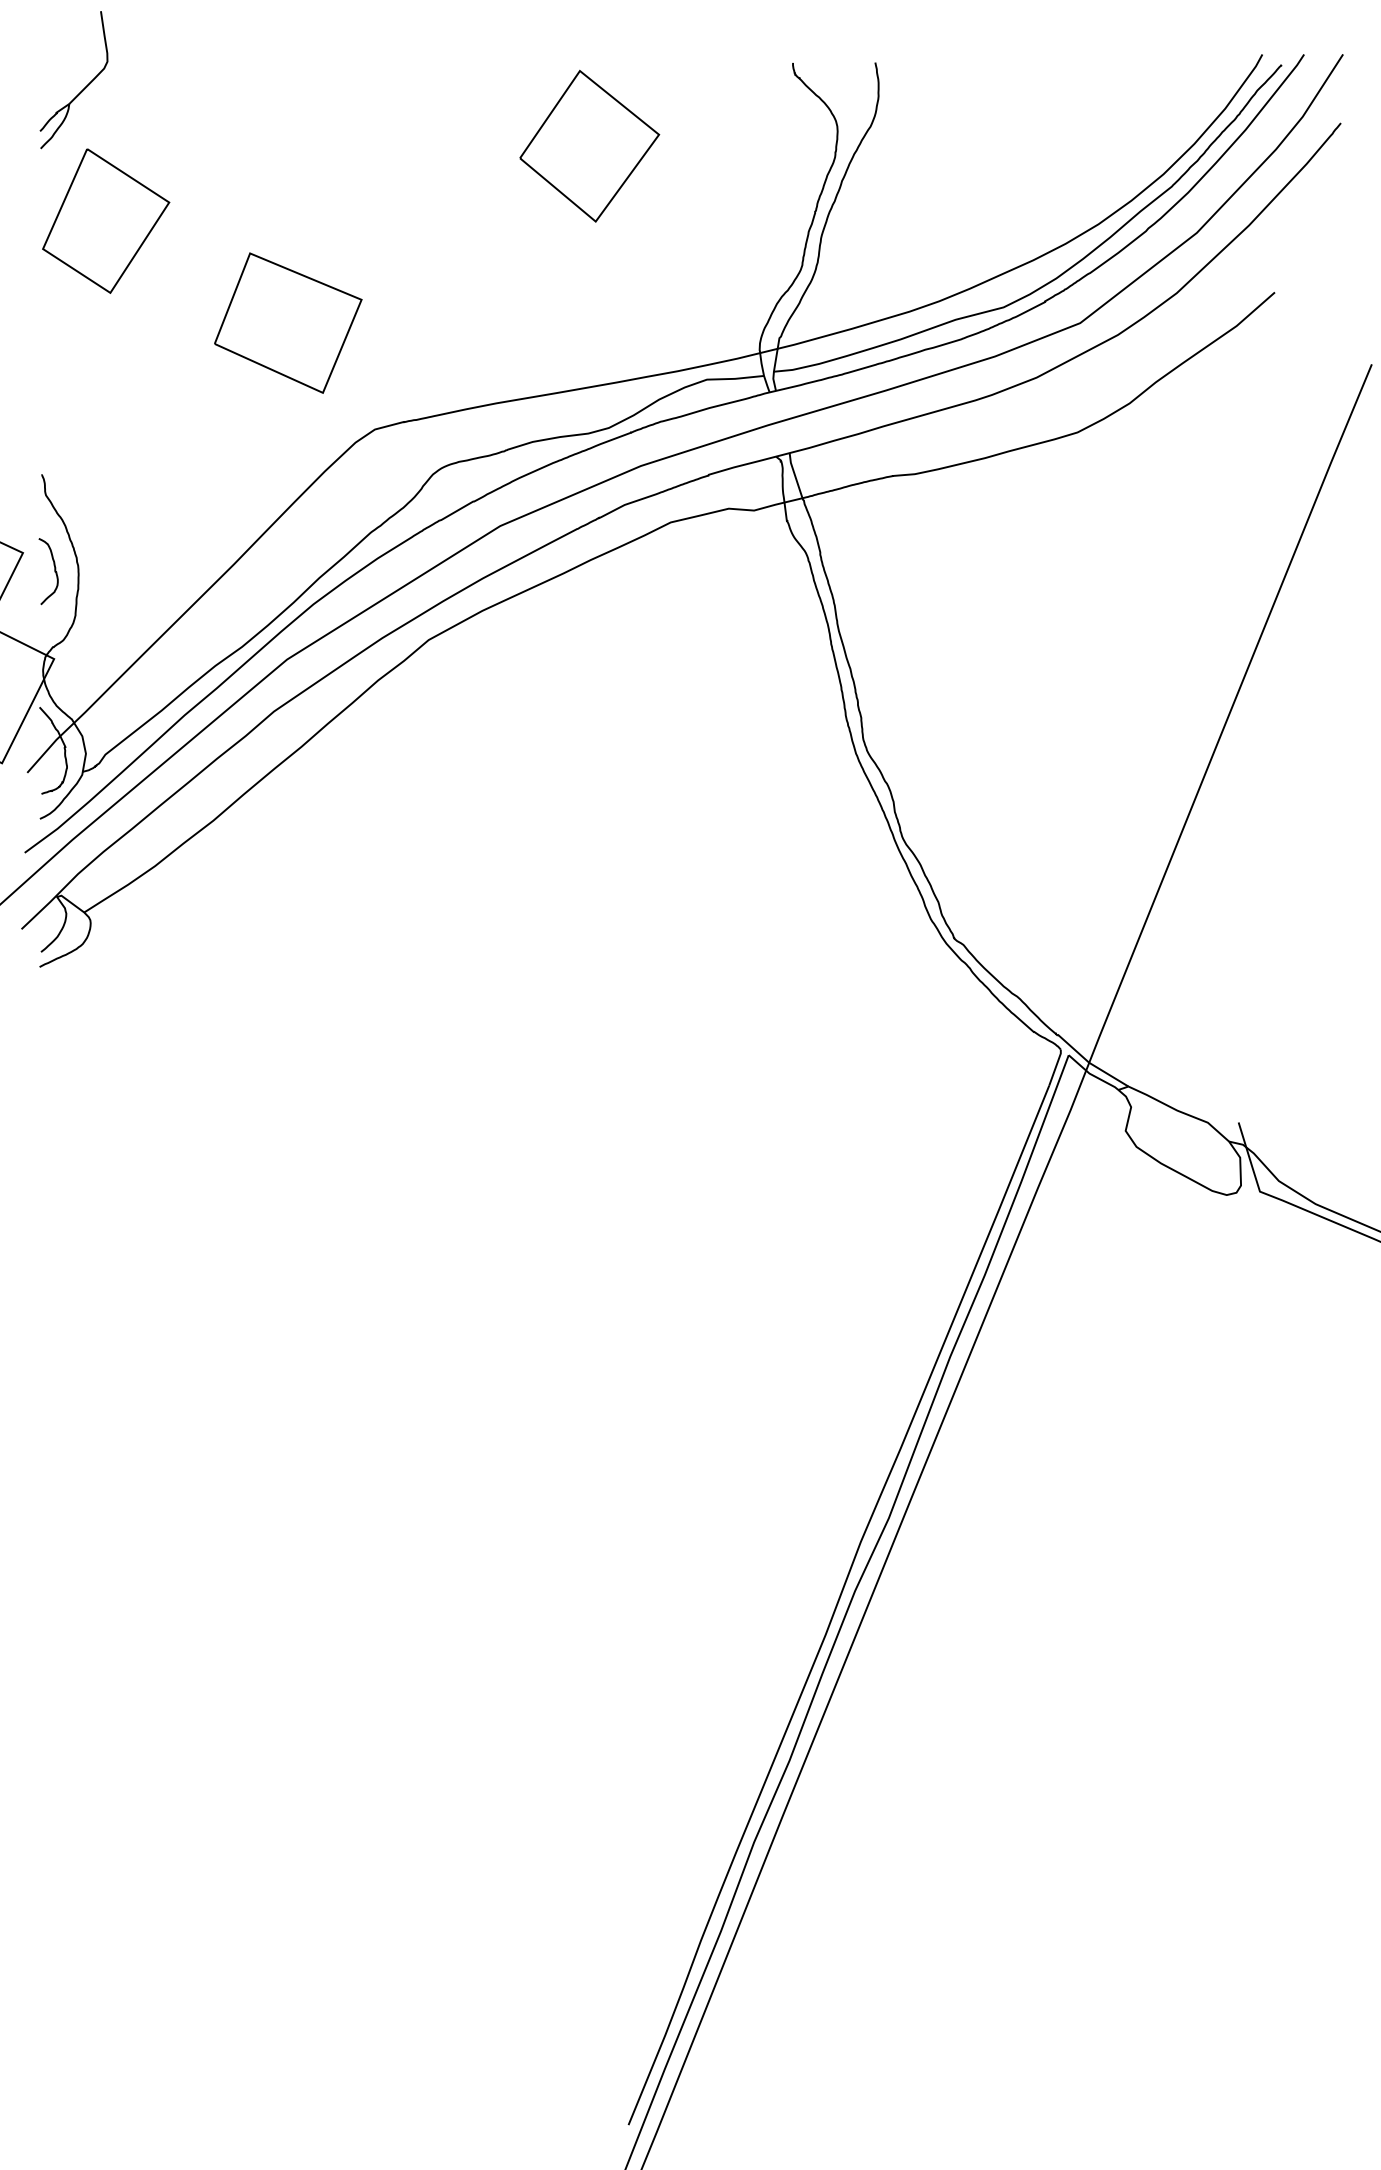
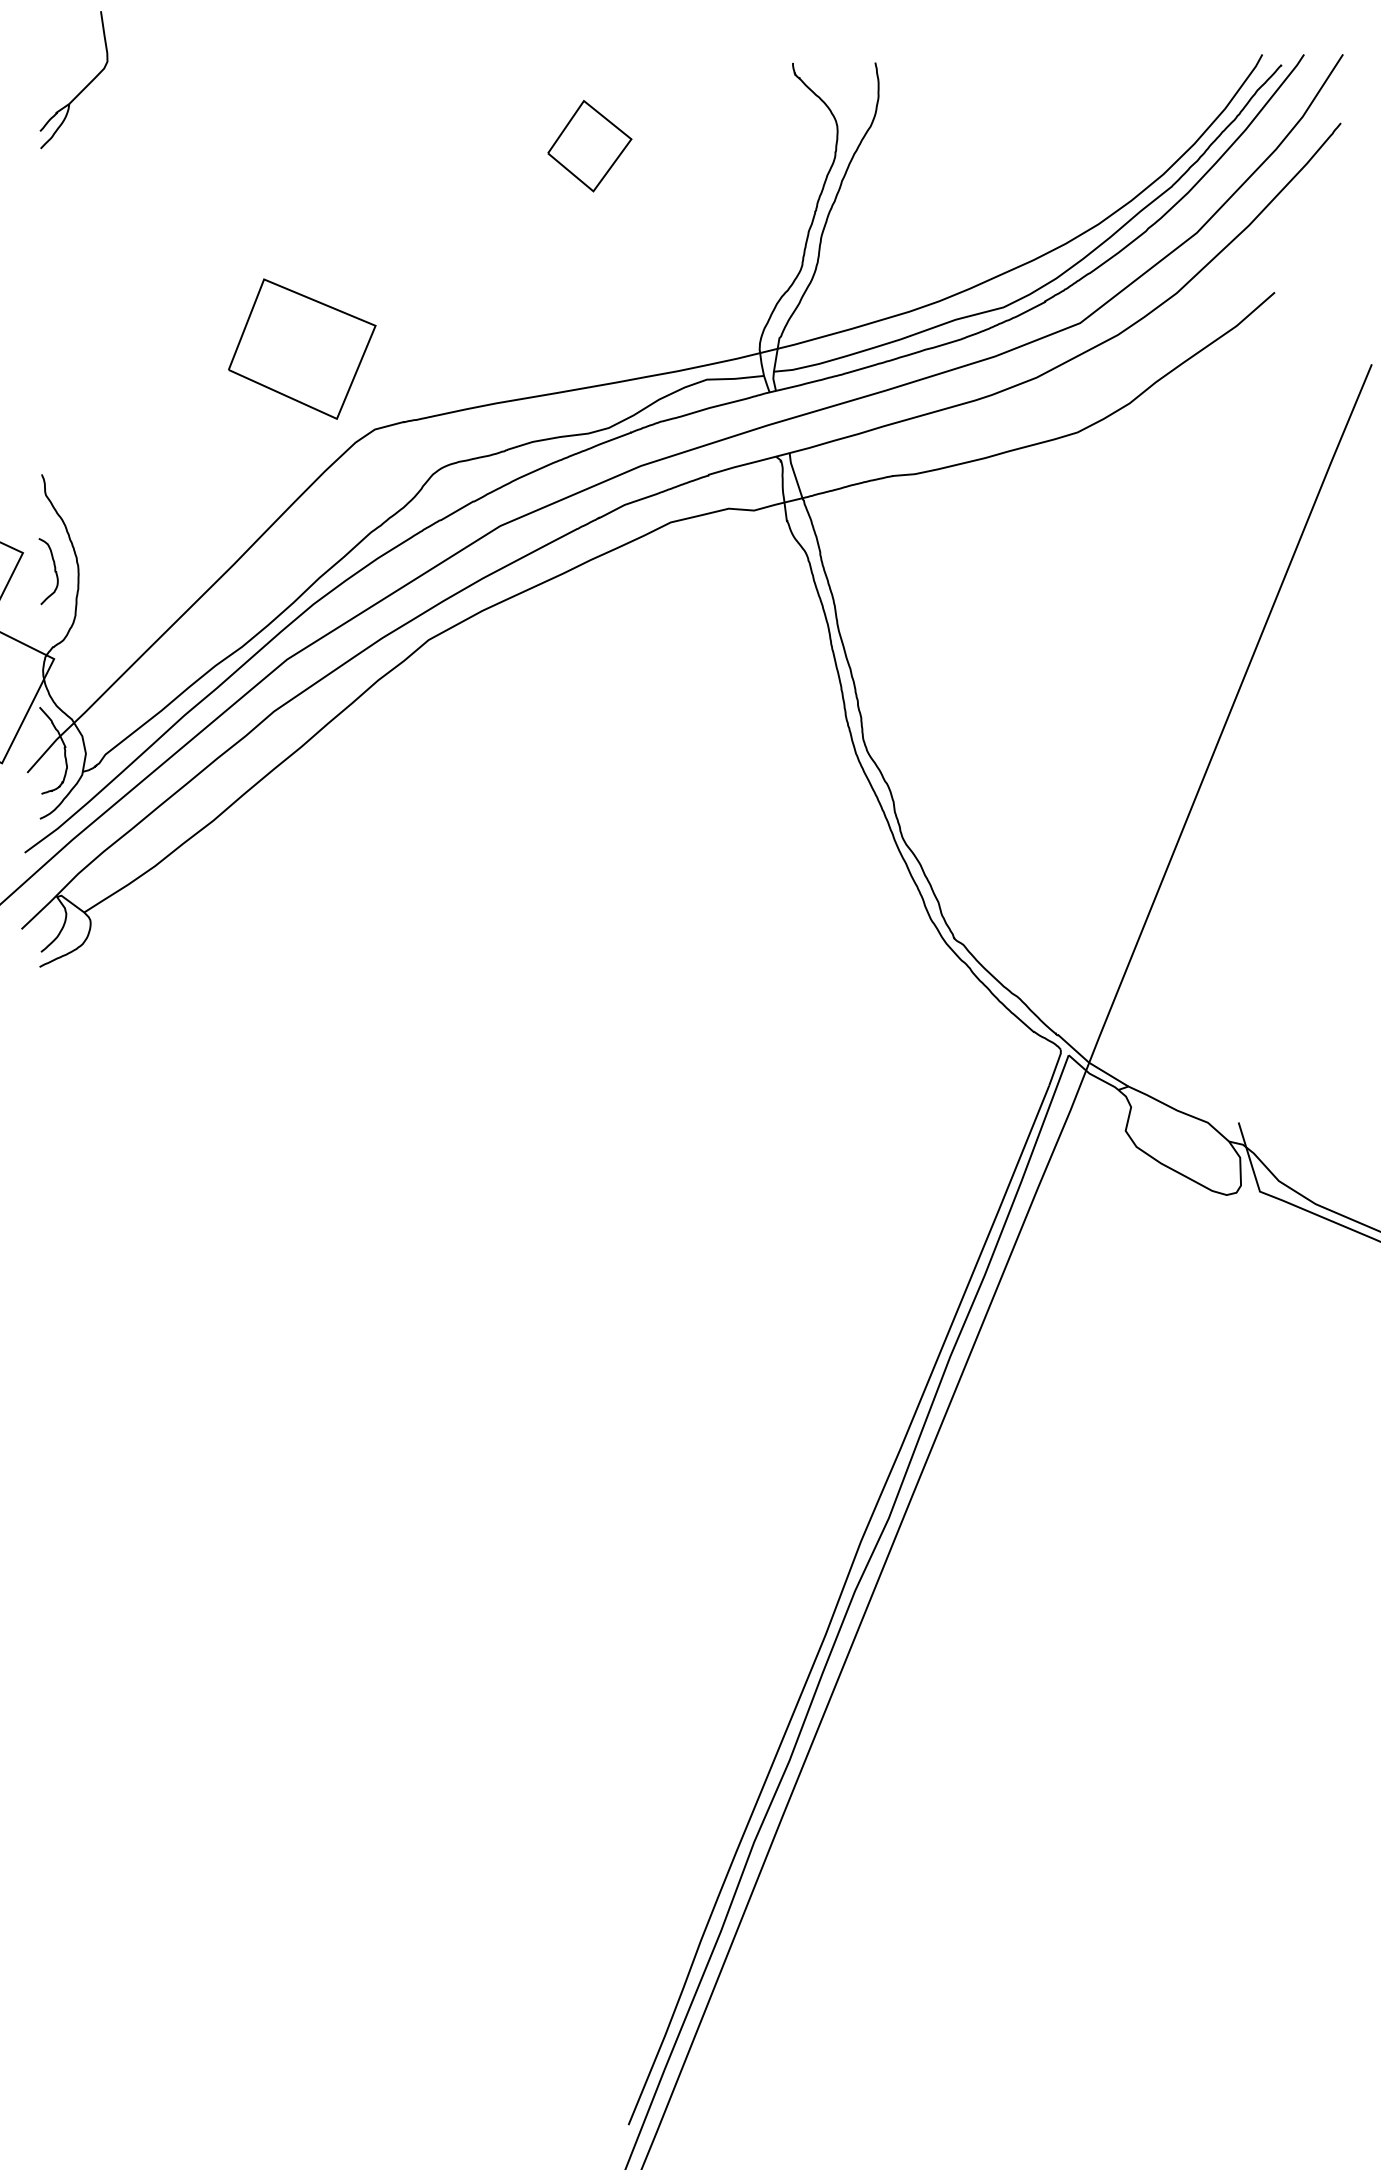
part size: 142x154 px -> 86x94 px (589, 145)
part: present -> none (106, 220)
part position: (288, 322) -> (302, 348) (302, 348)
